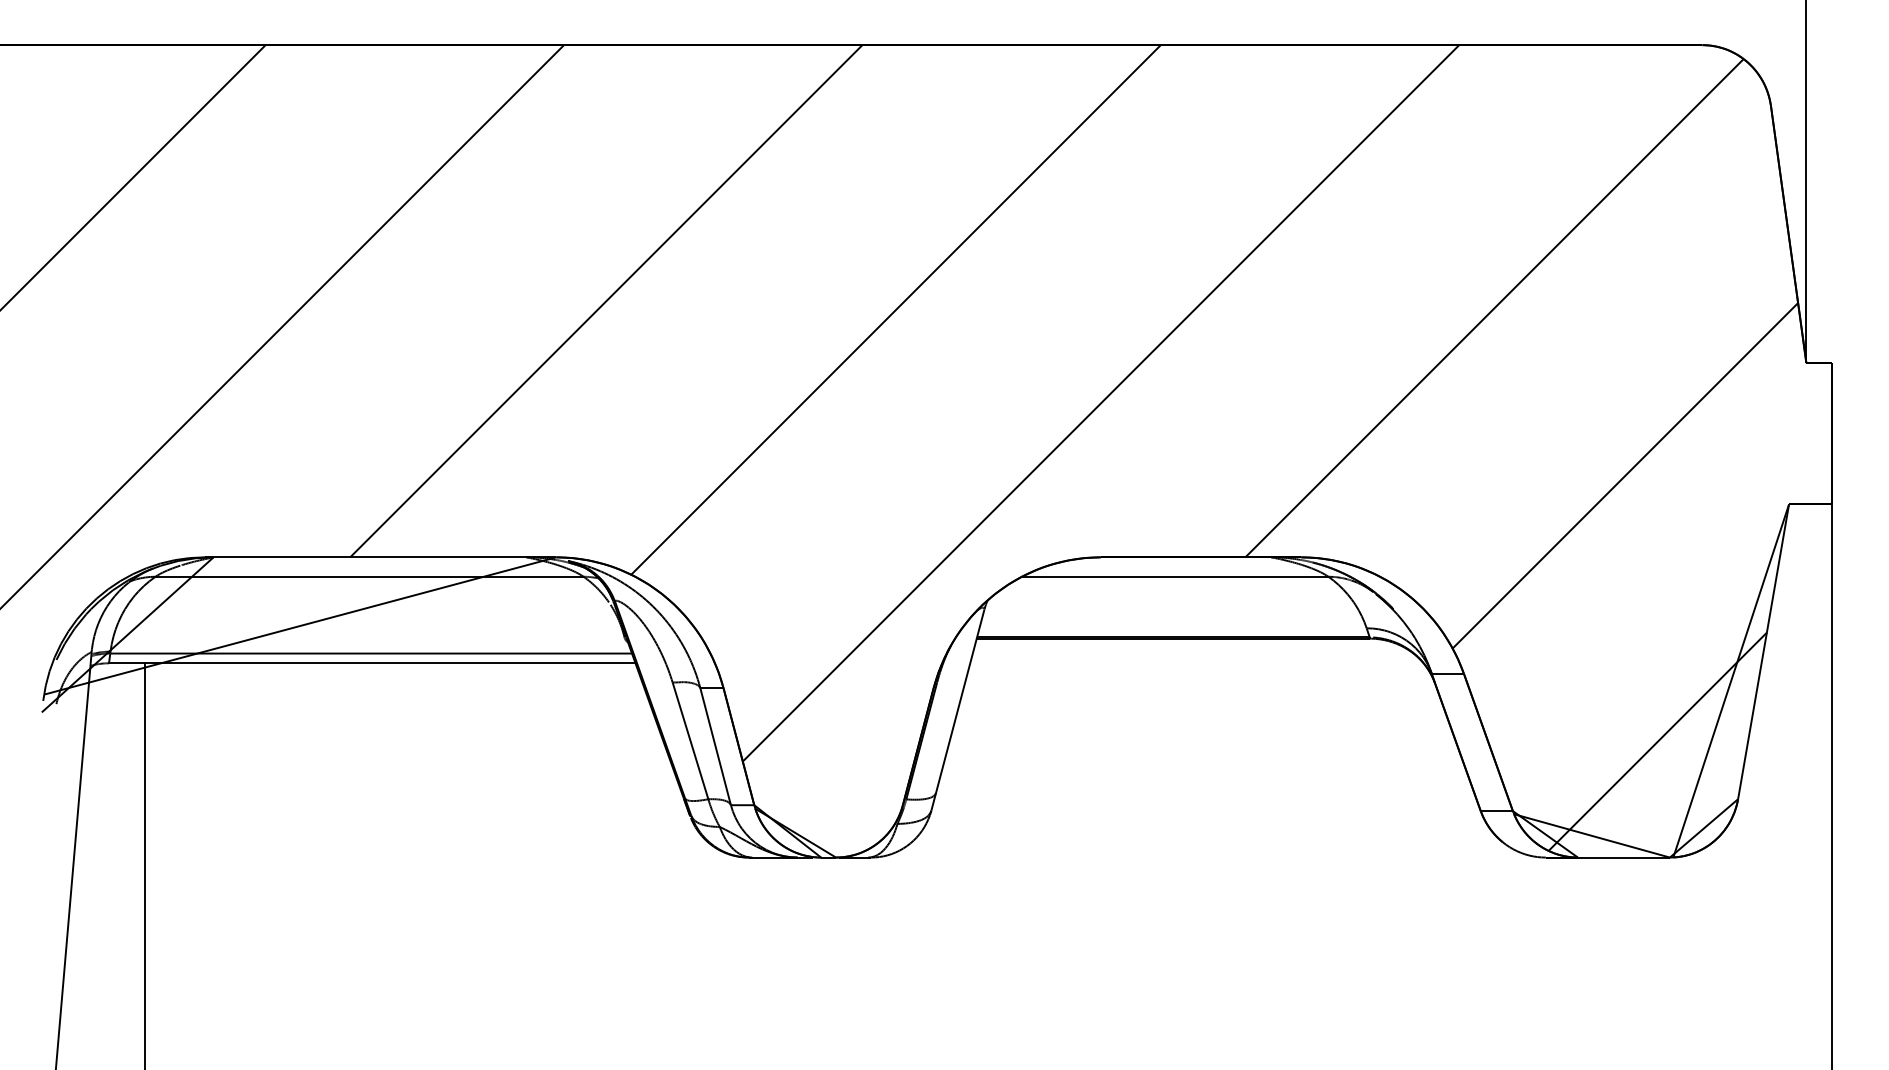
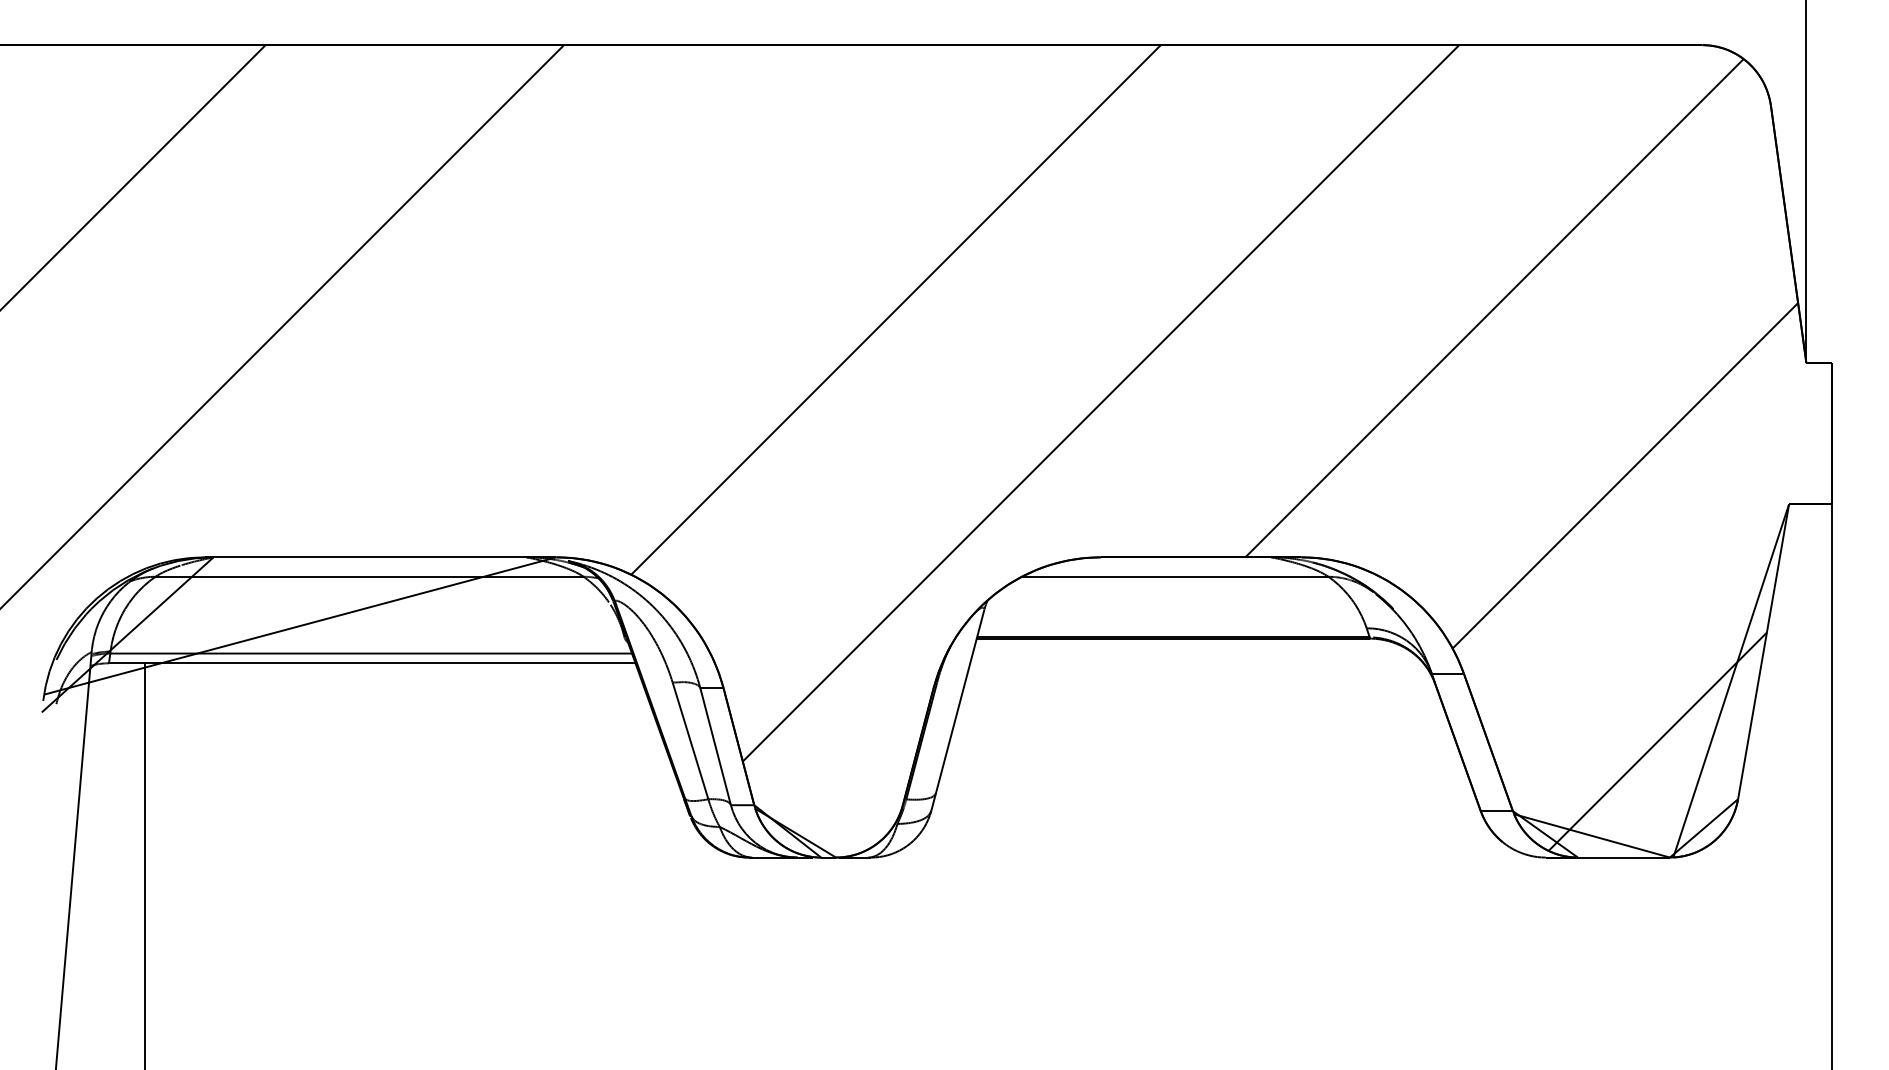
line: present -> none (606, 301)
